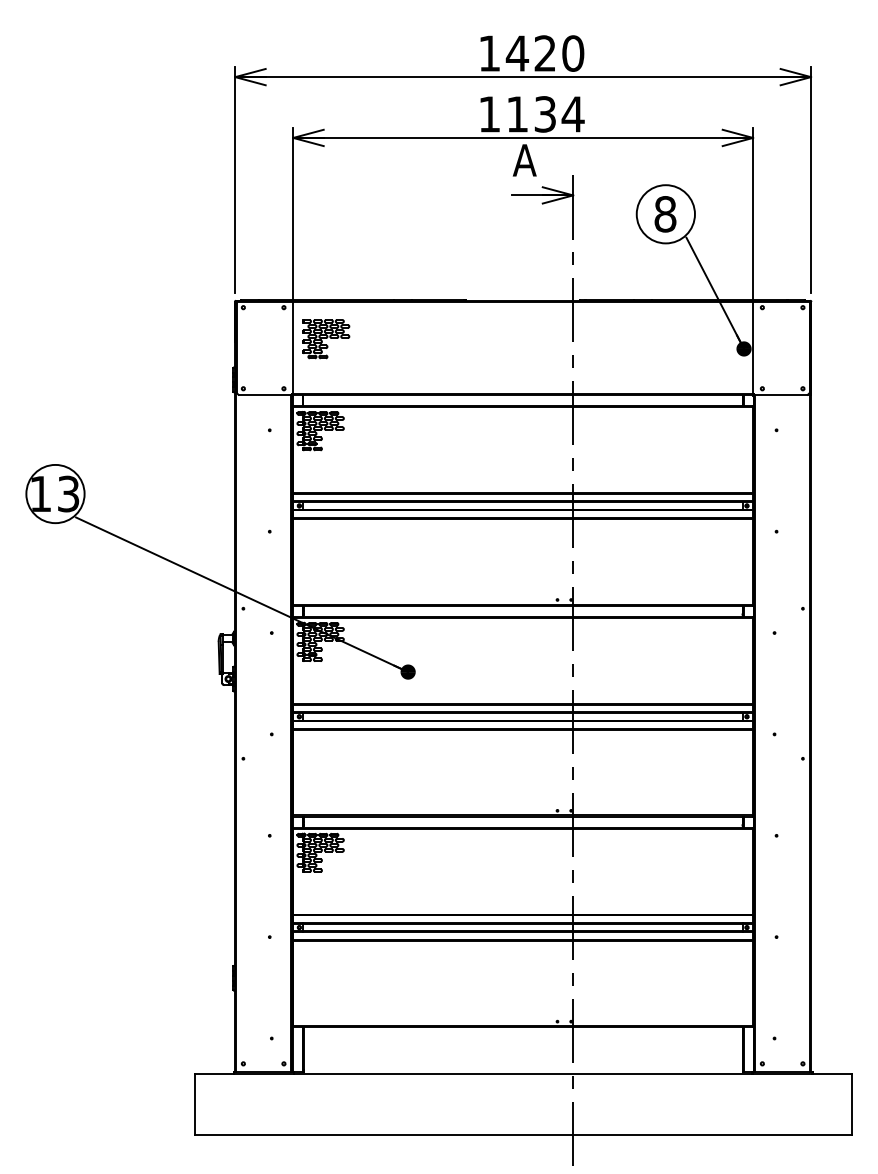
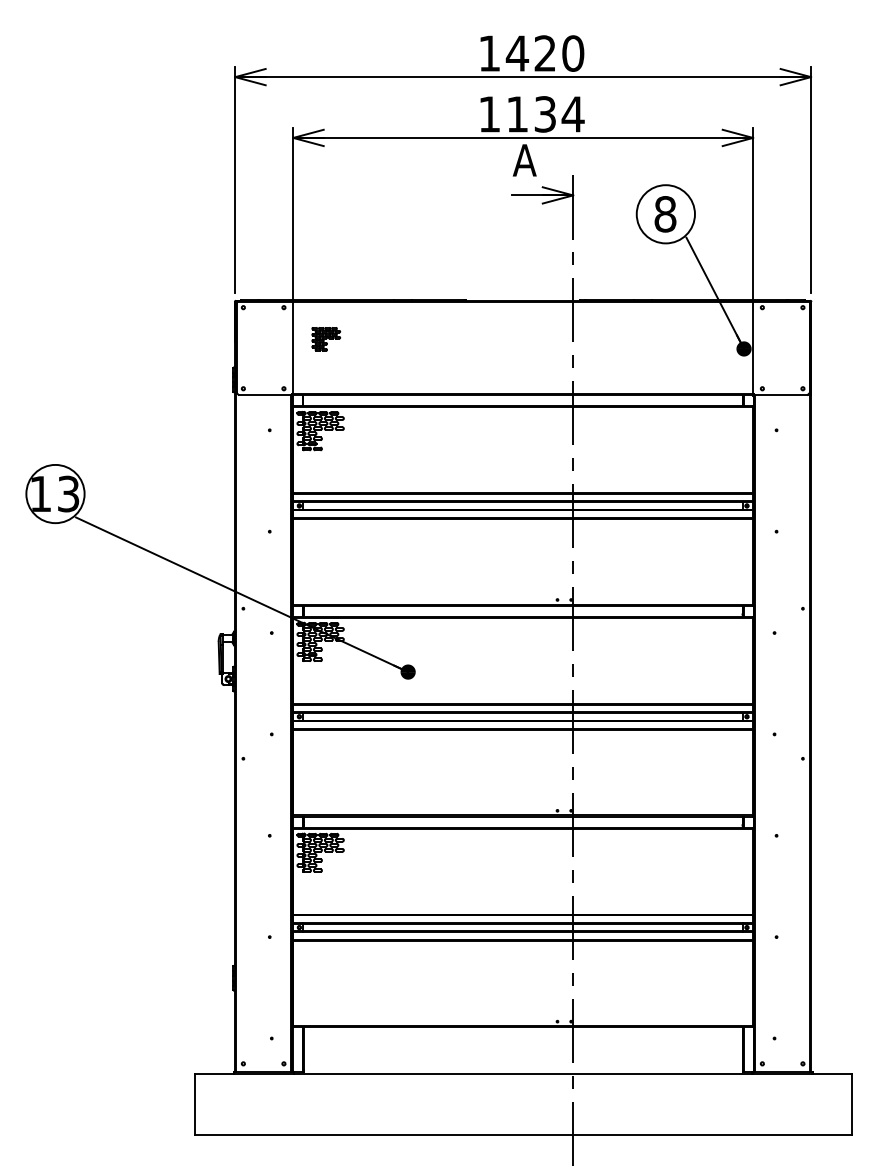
part size: 49x41 px -> 31x25 px (326, 339)
